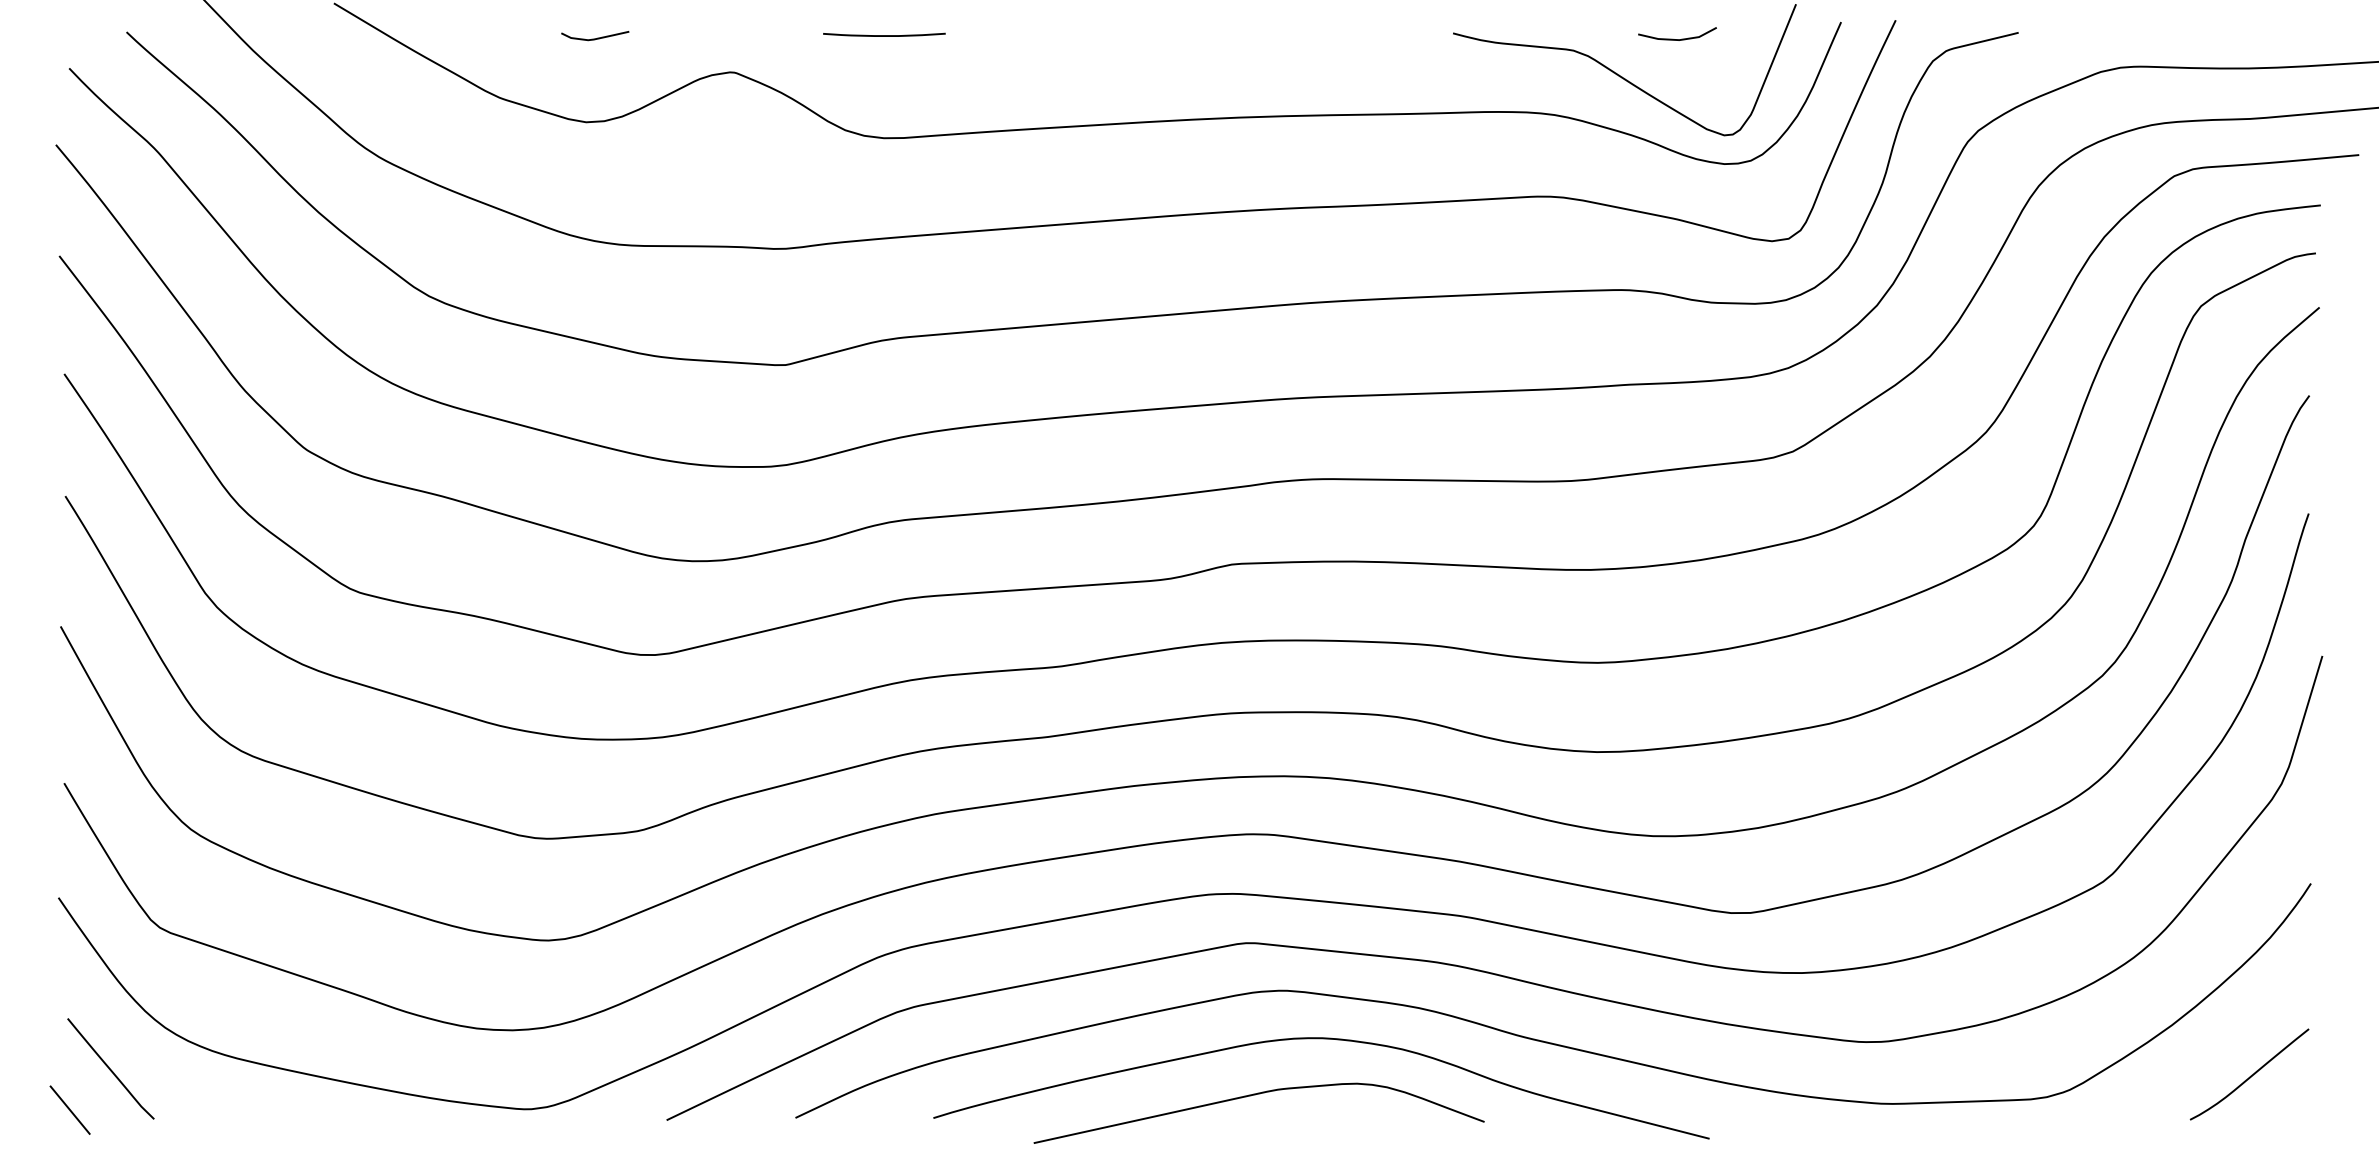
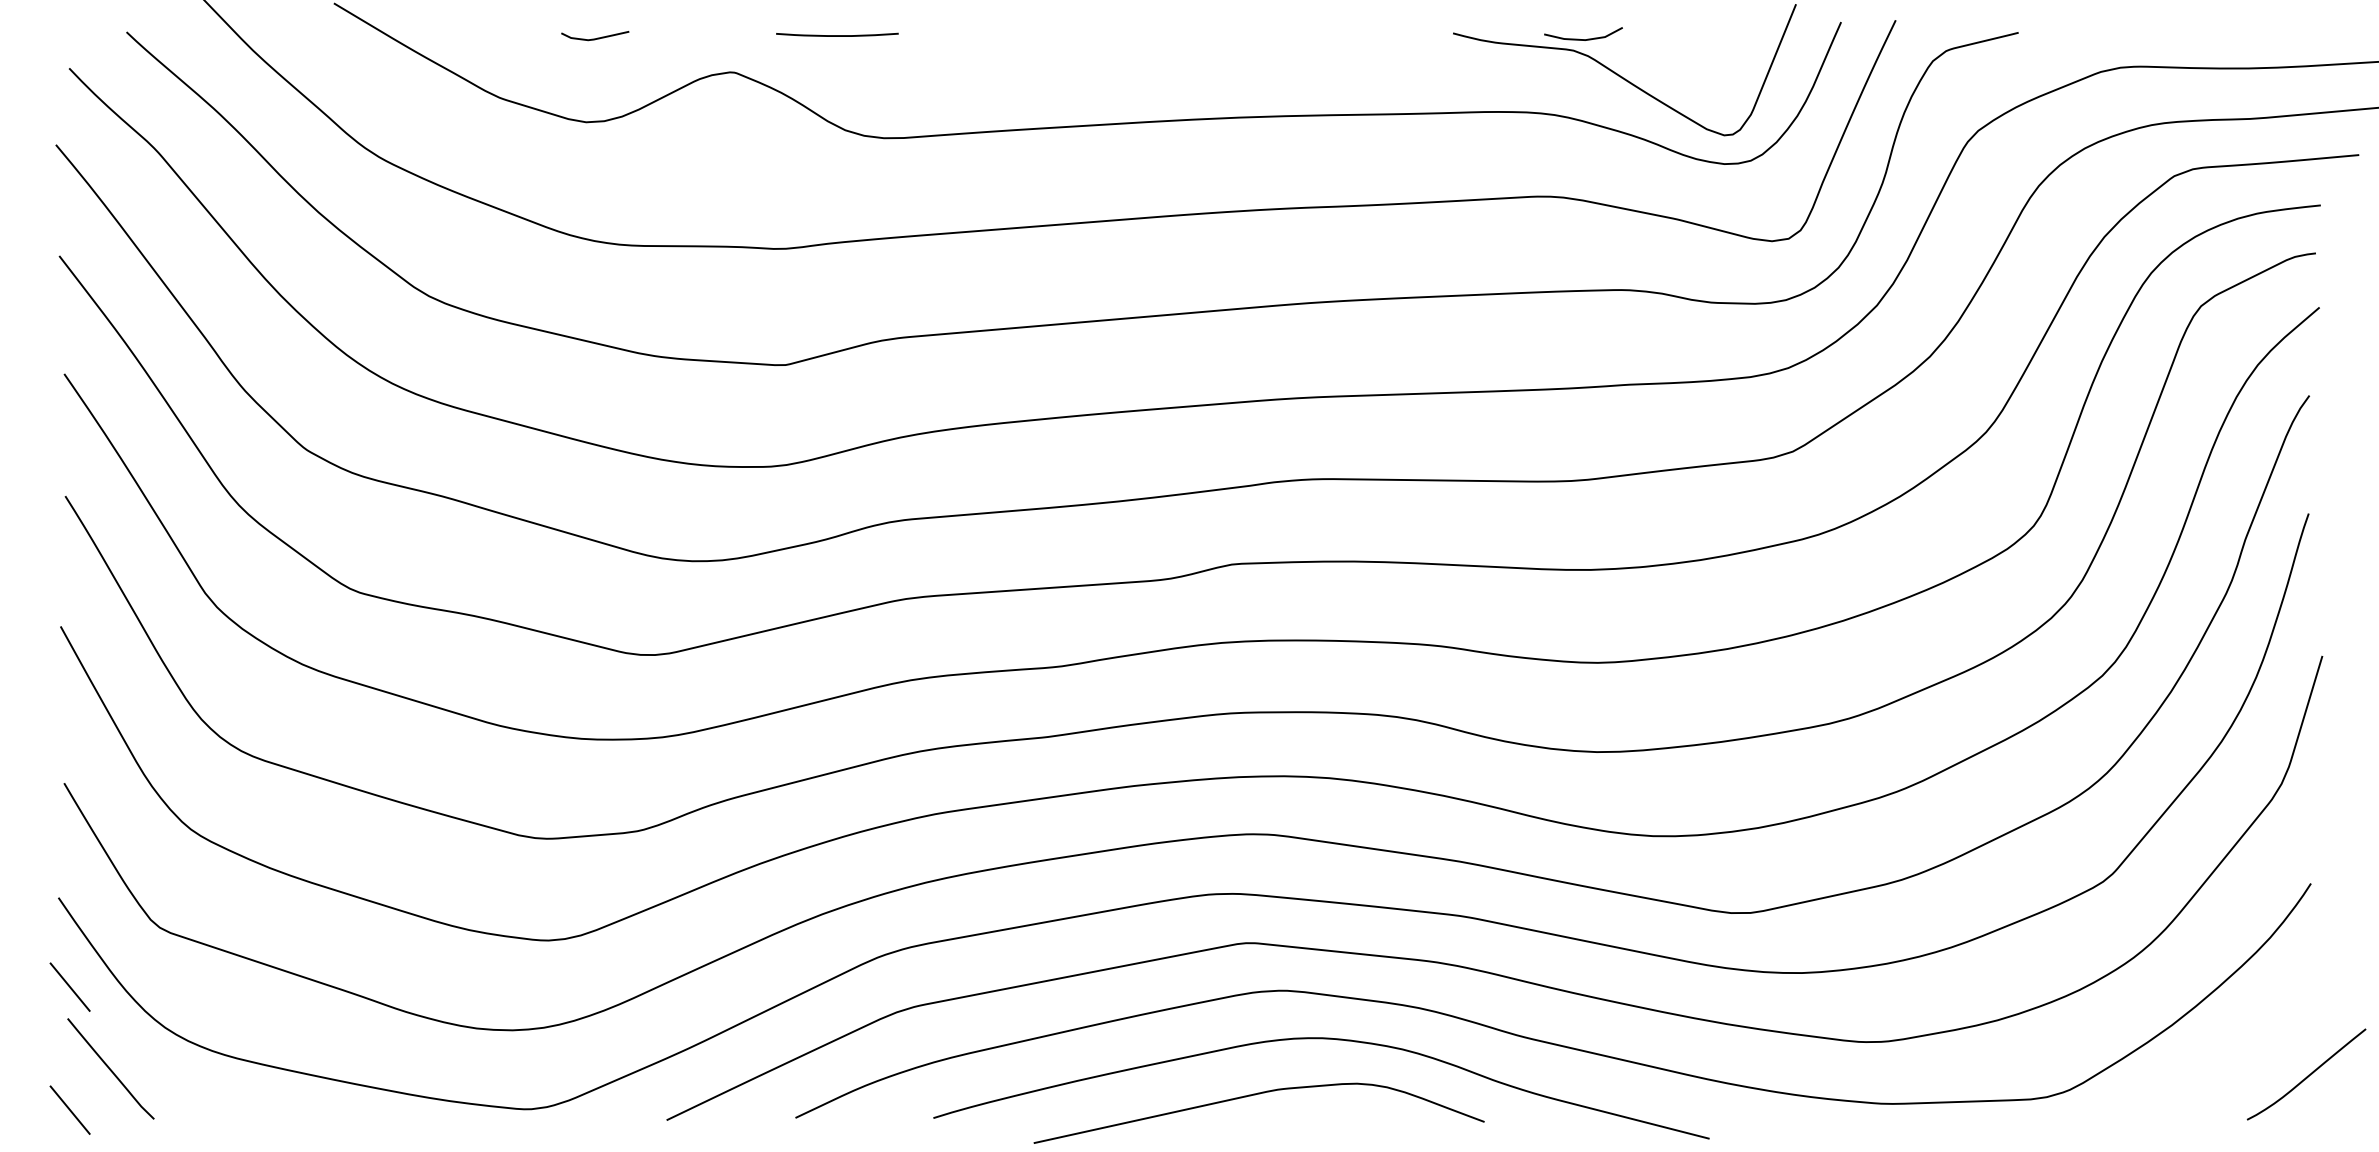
curve position: (884, 35) -> (837, 35) (837, 35)
line position: (1677, 39) -> (1583, 39) (1583, 39)
line: none -> present (69, 986)
curve position: (2250, 1075) -> (2307, 1075) (2307, 1075)
